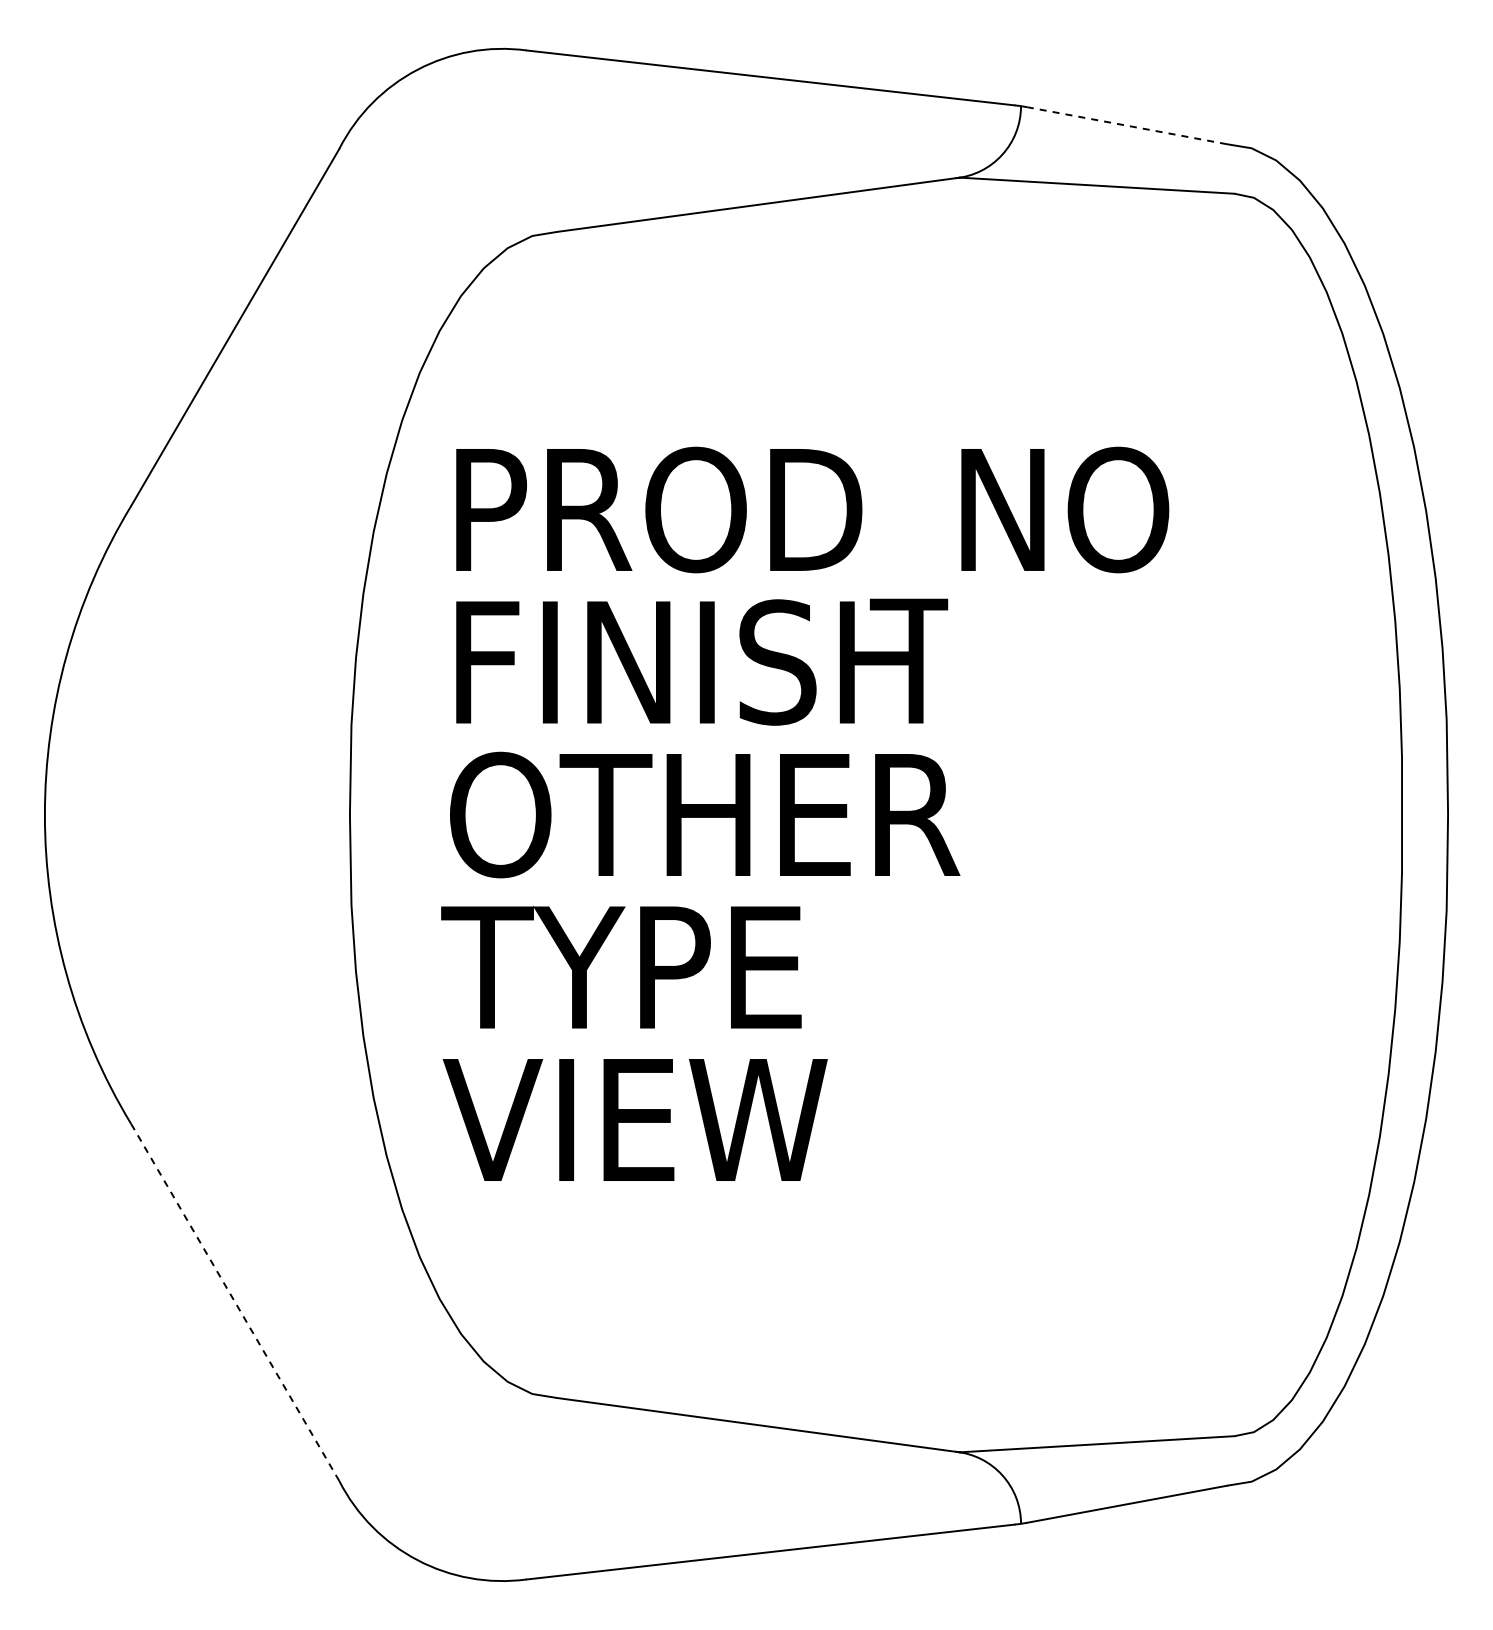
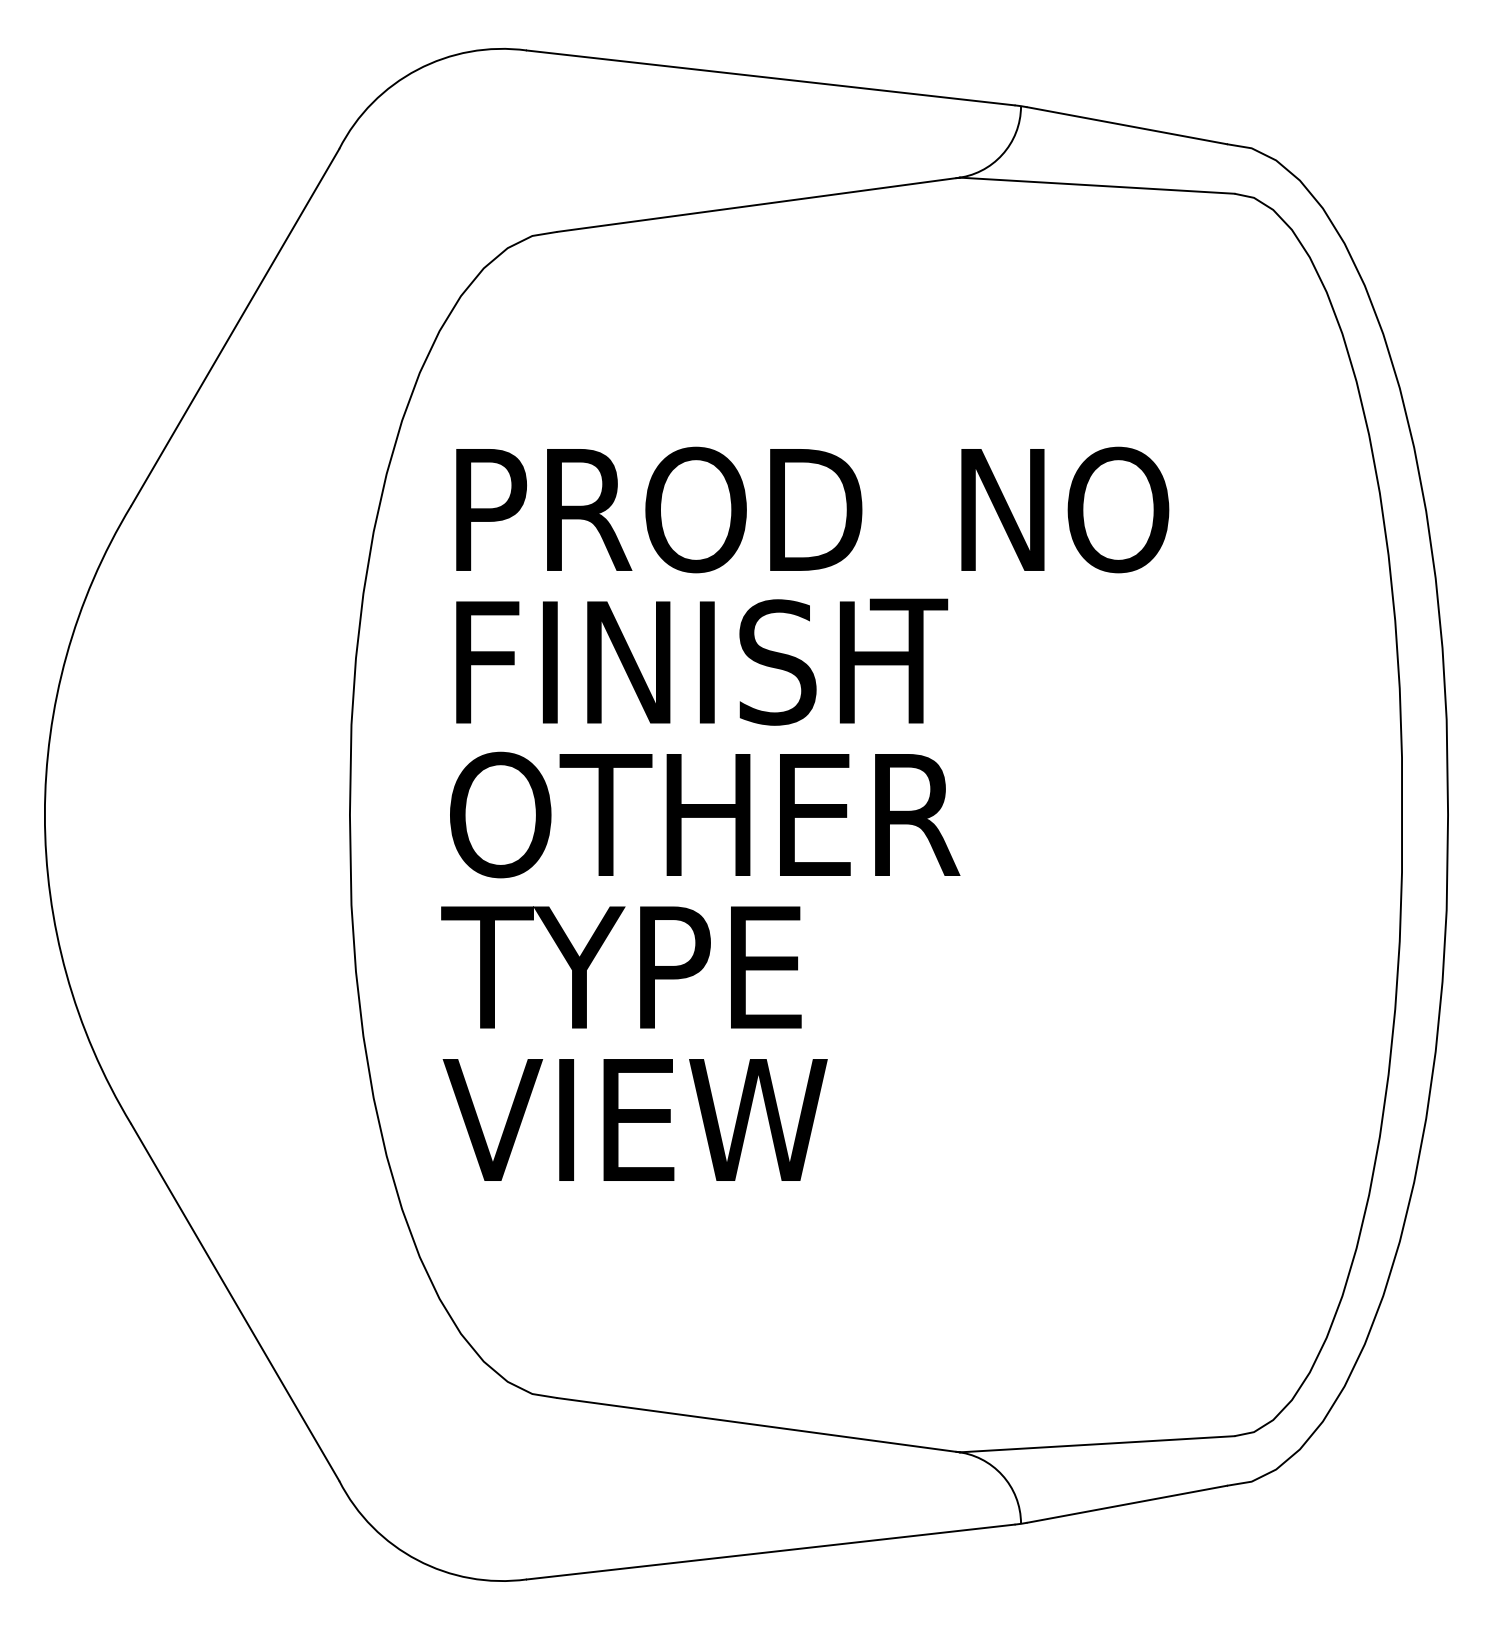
line: dashed -> solid (1126, 125)
line: dashed -> solid (235, 1302)
